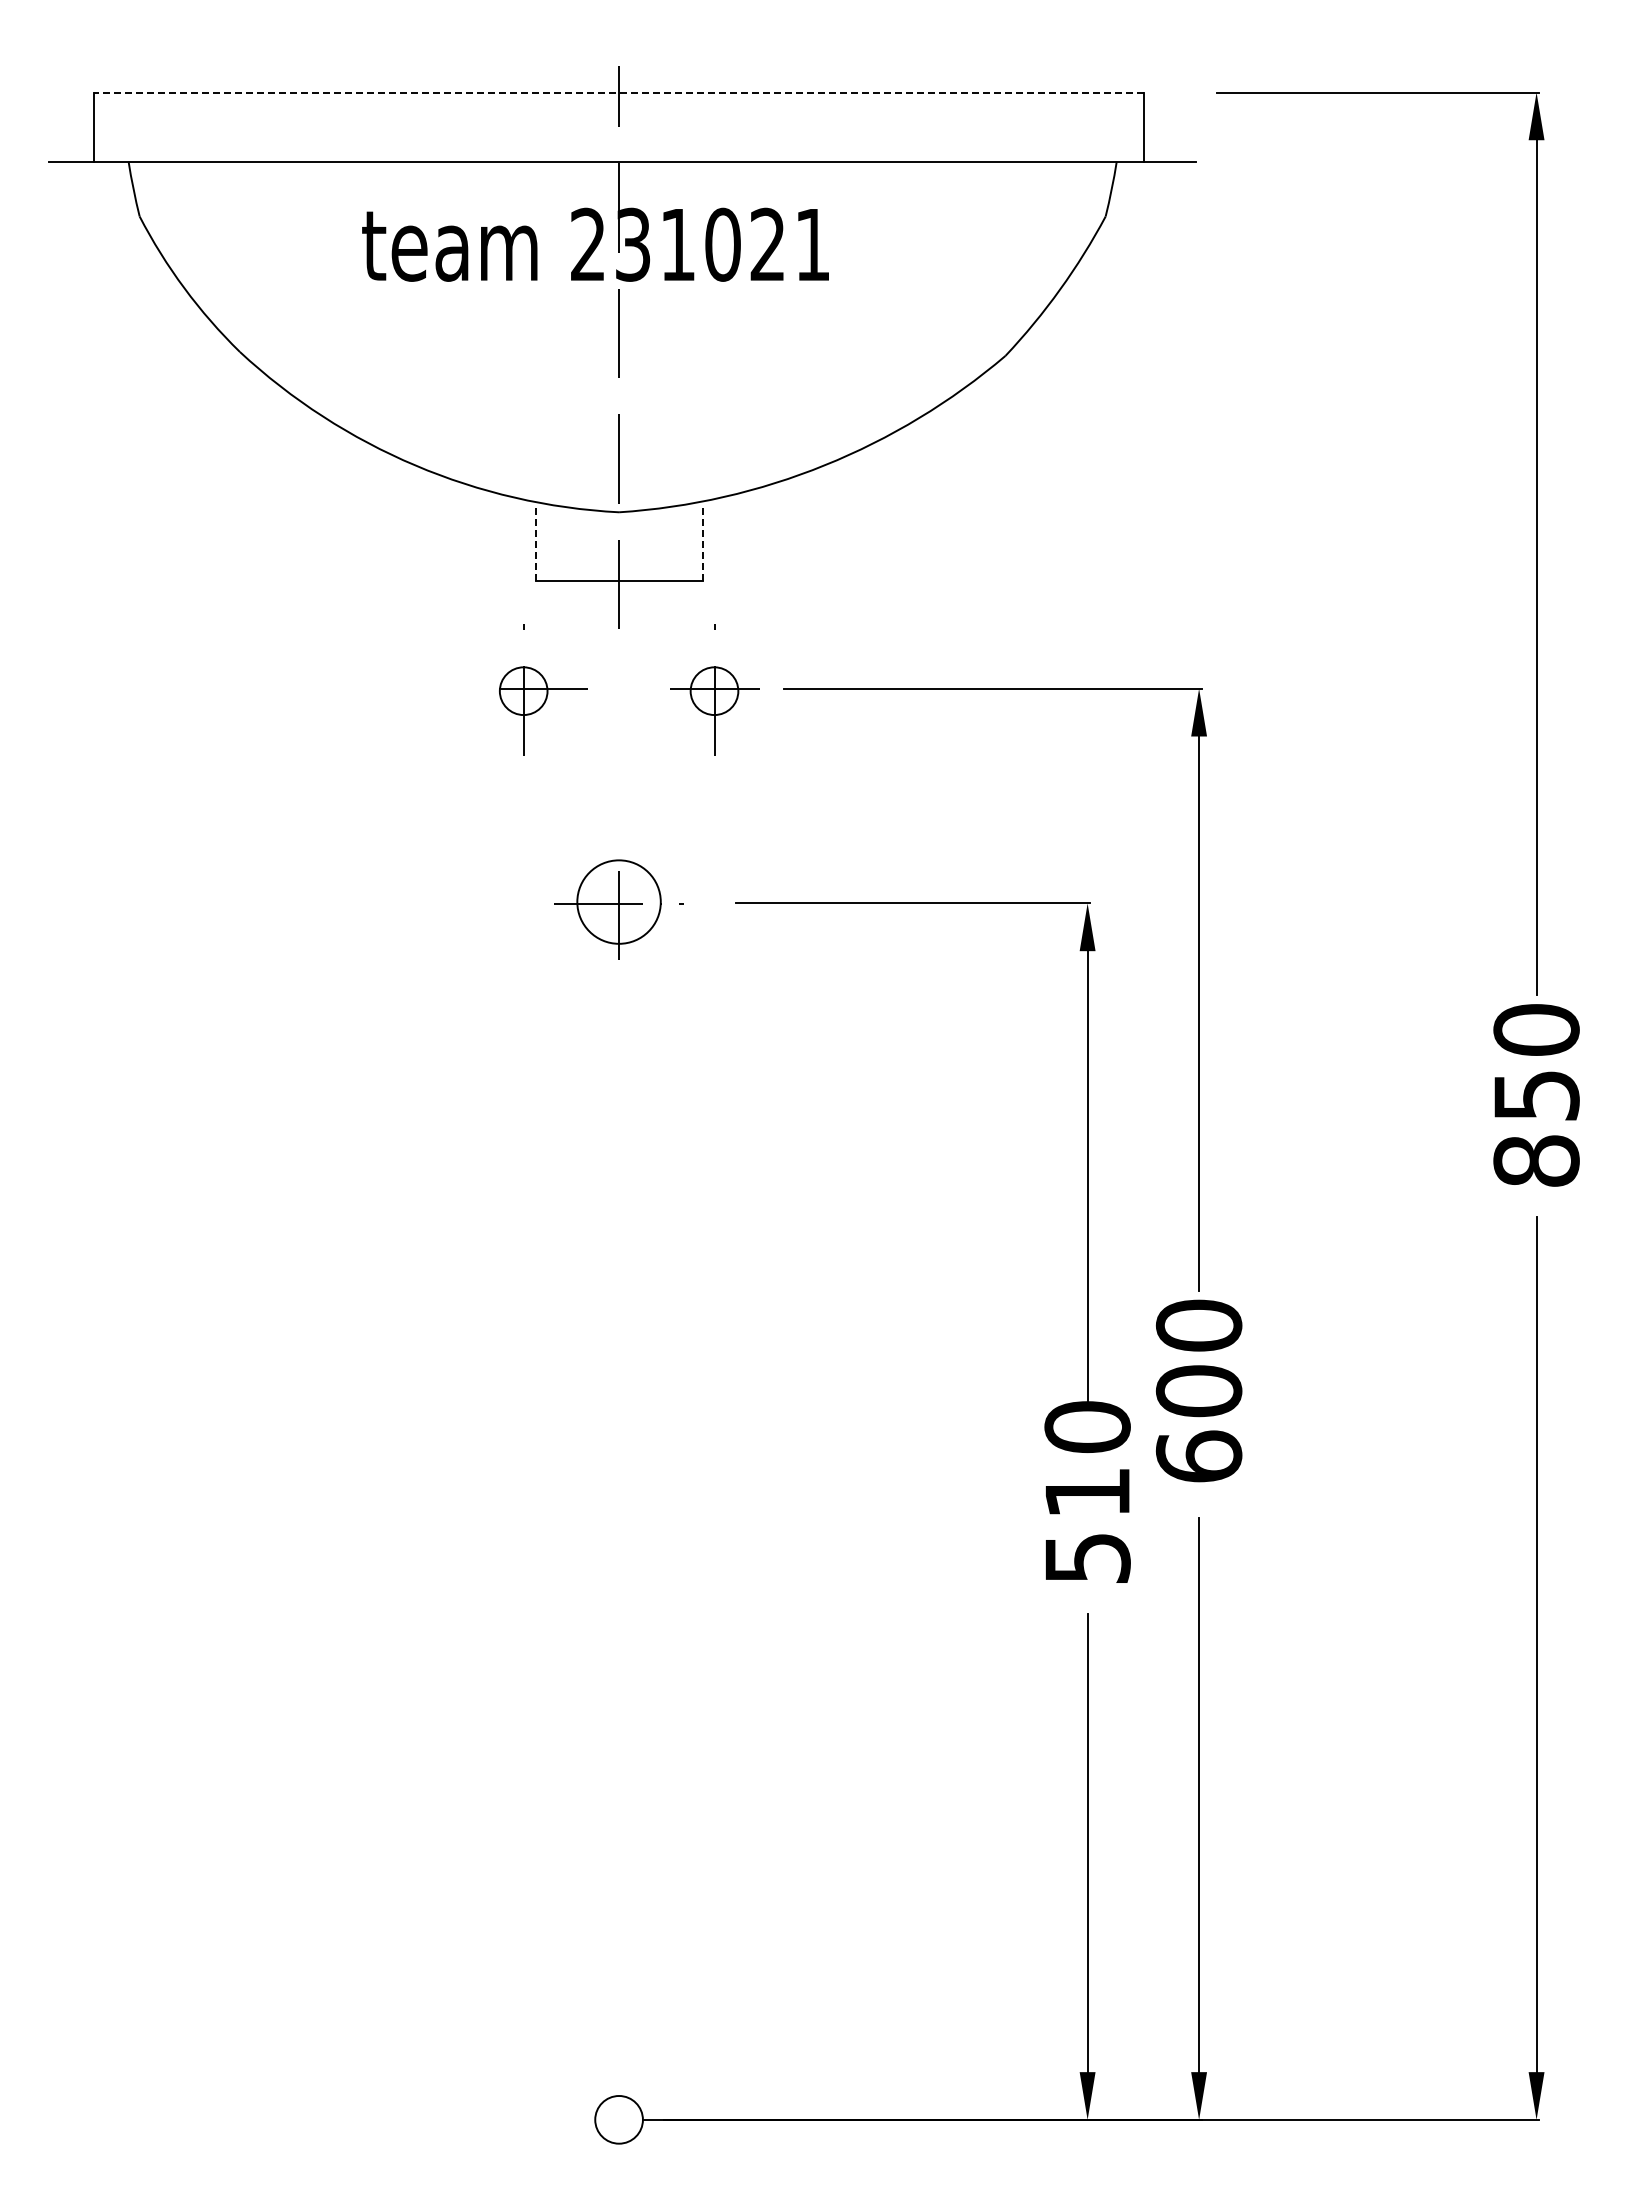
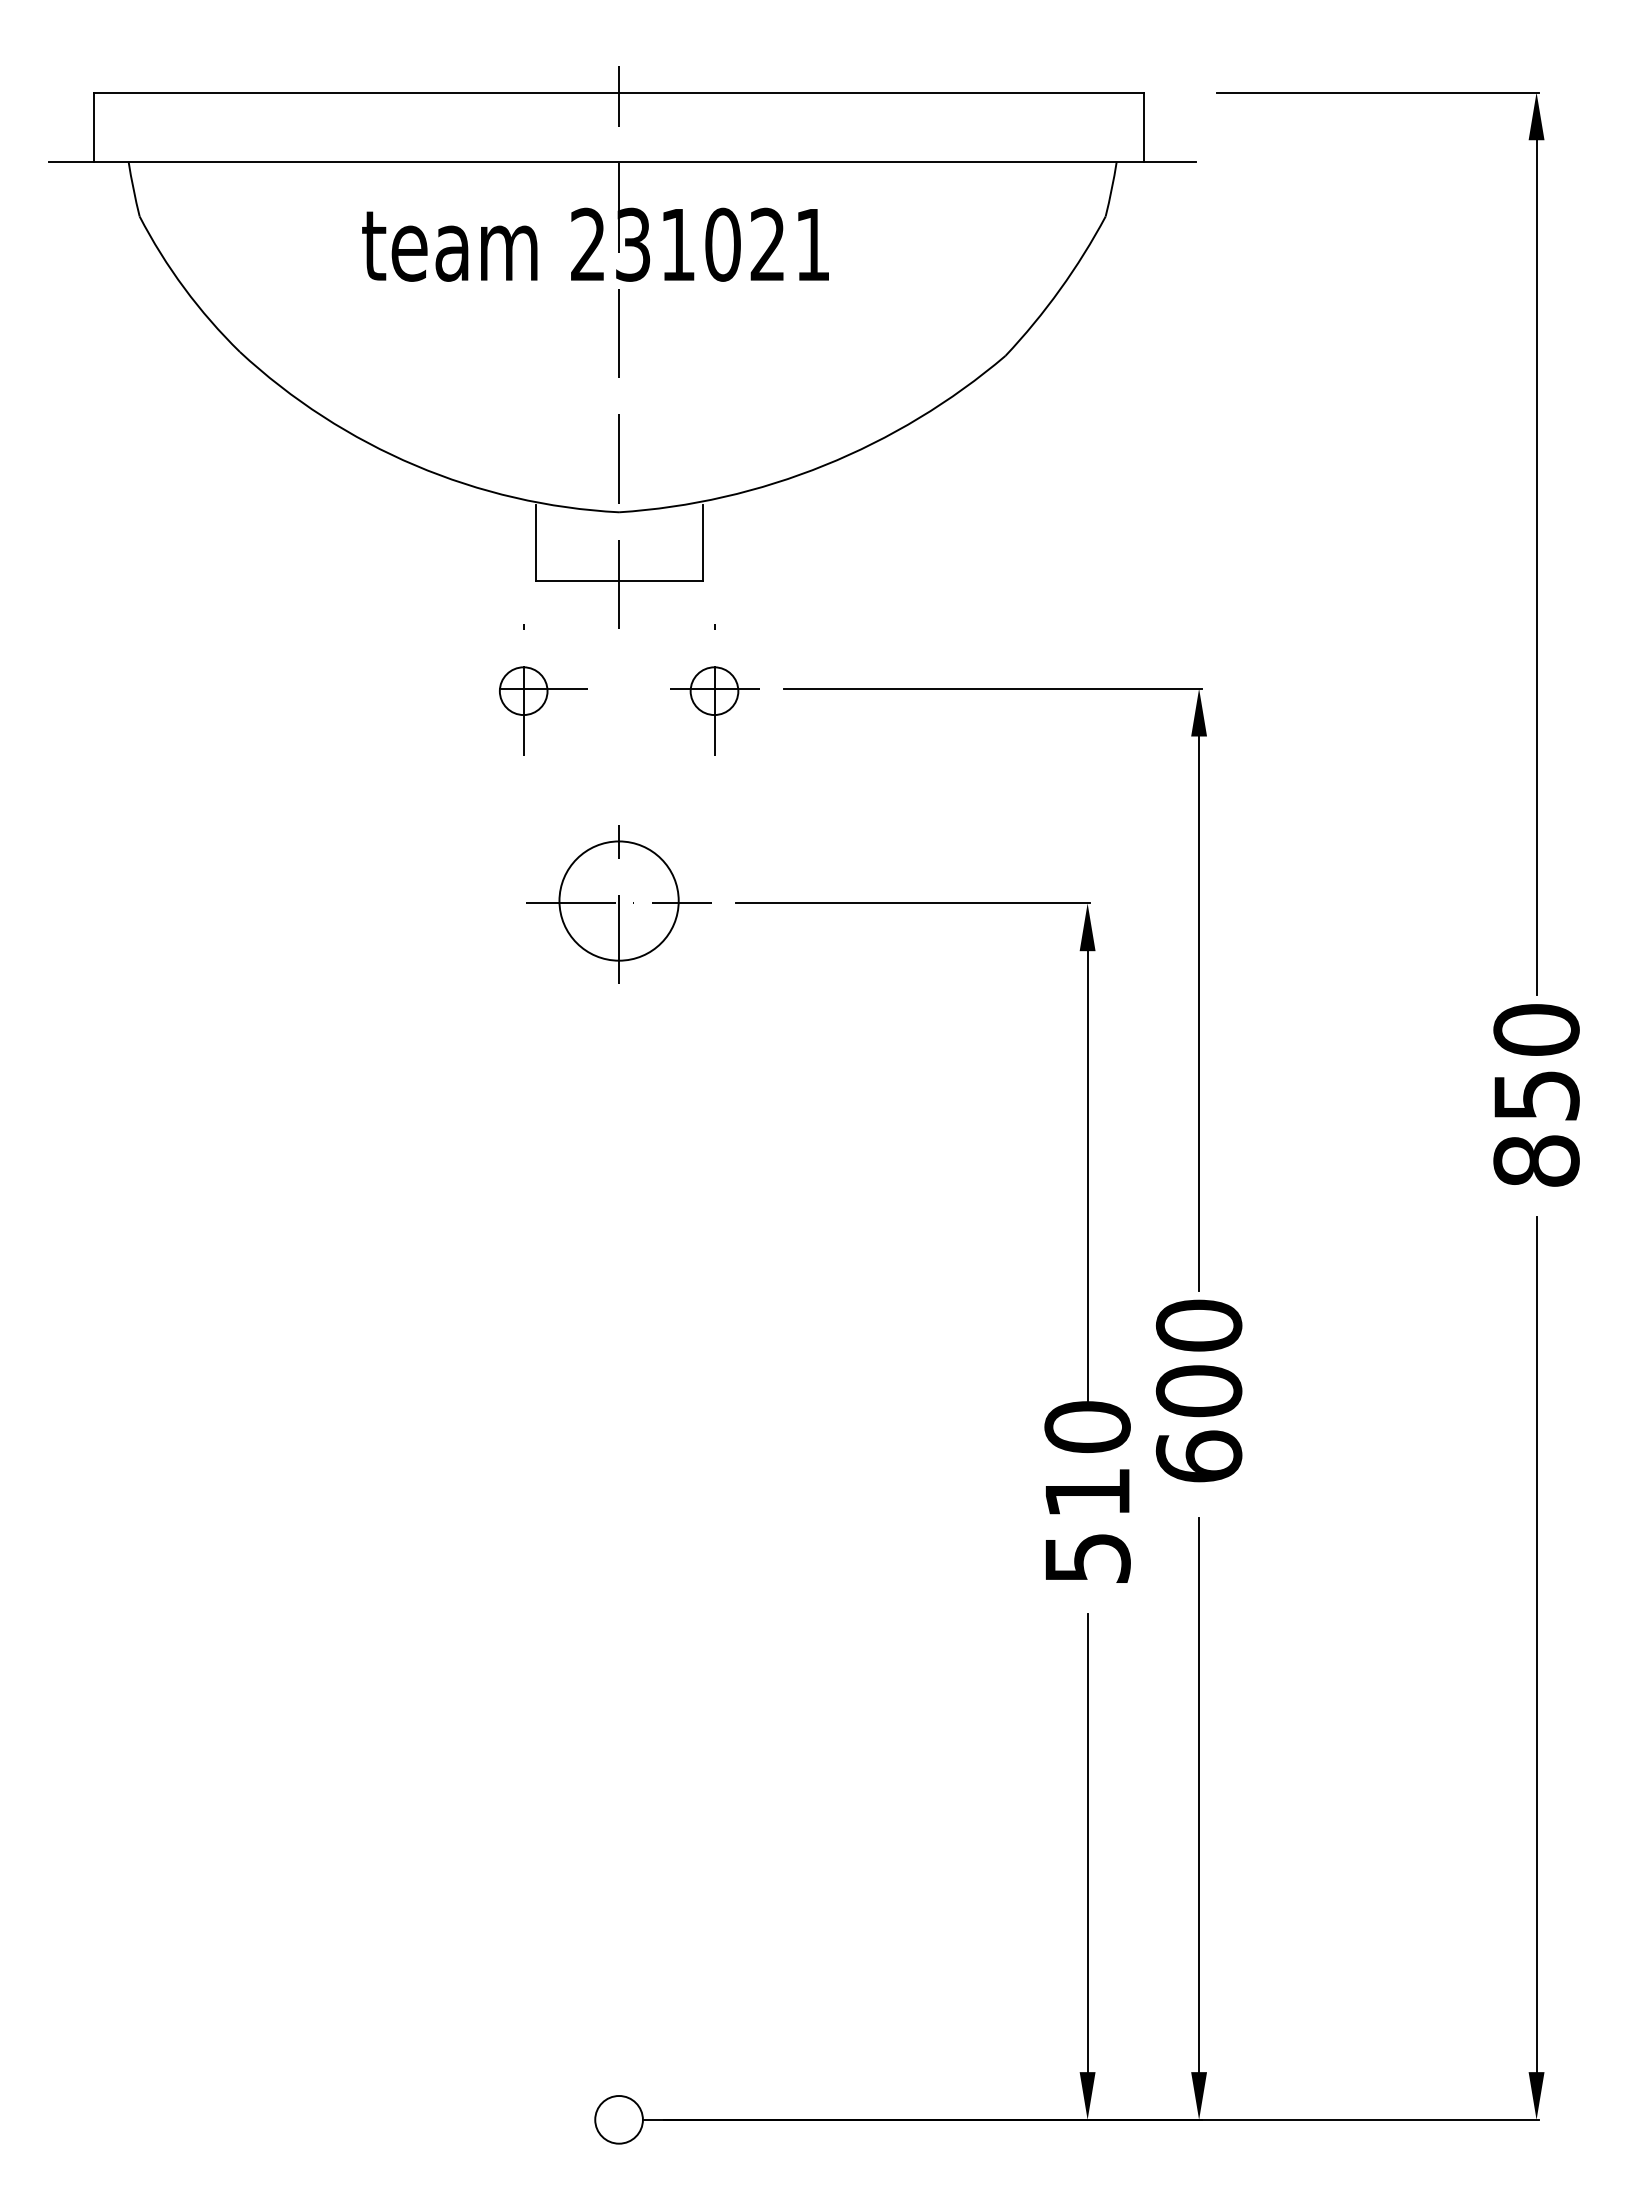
line: dashed -> solid (619, 92)
line: dashed -> solid (535, 542)
line: dashed -> solid (702, 542)
part size: 130x101 px -> 186x159 px (618, 904)
